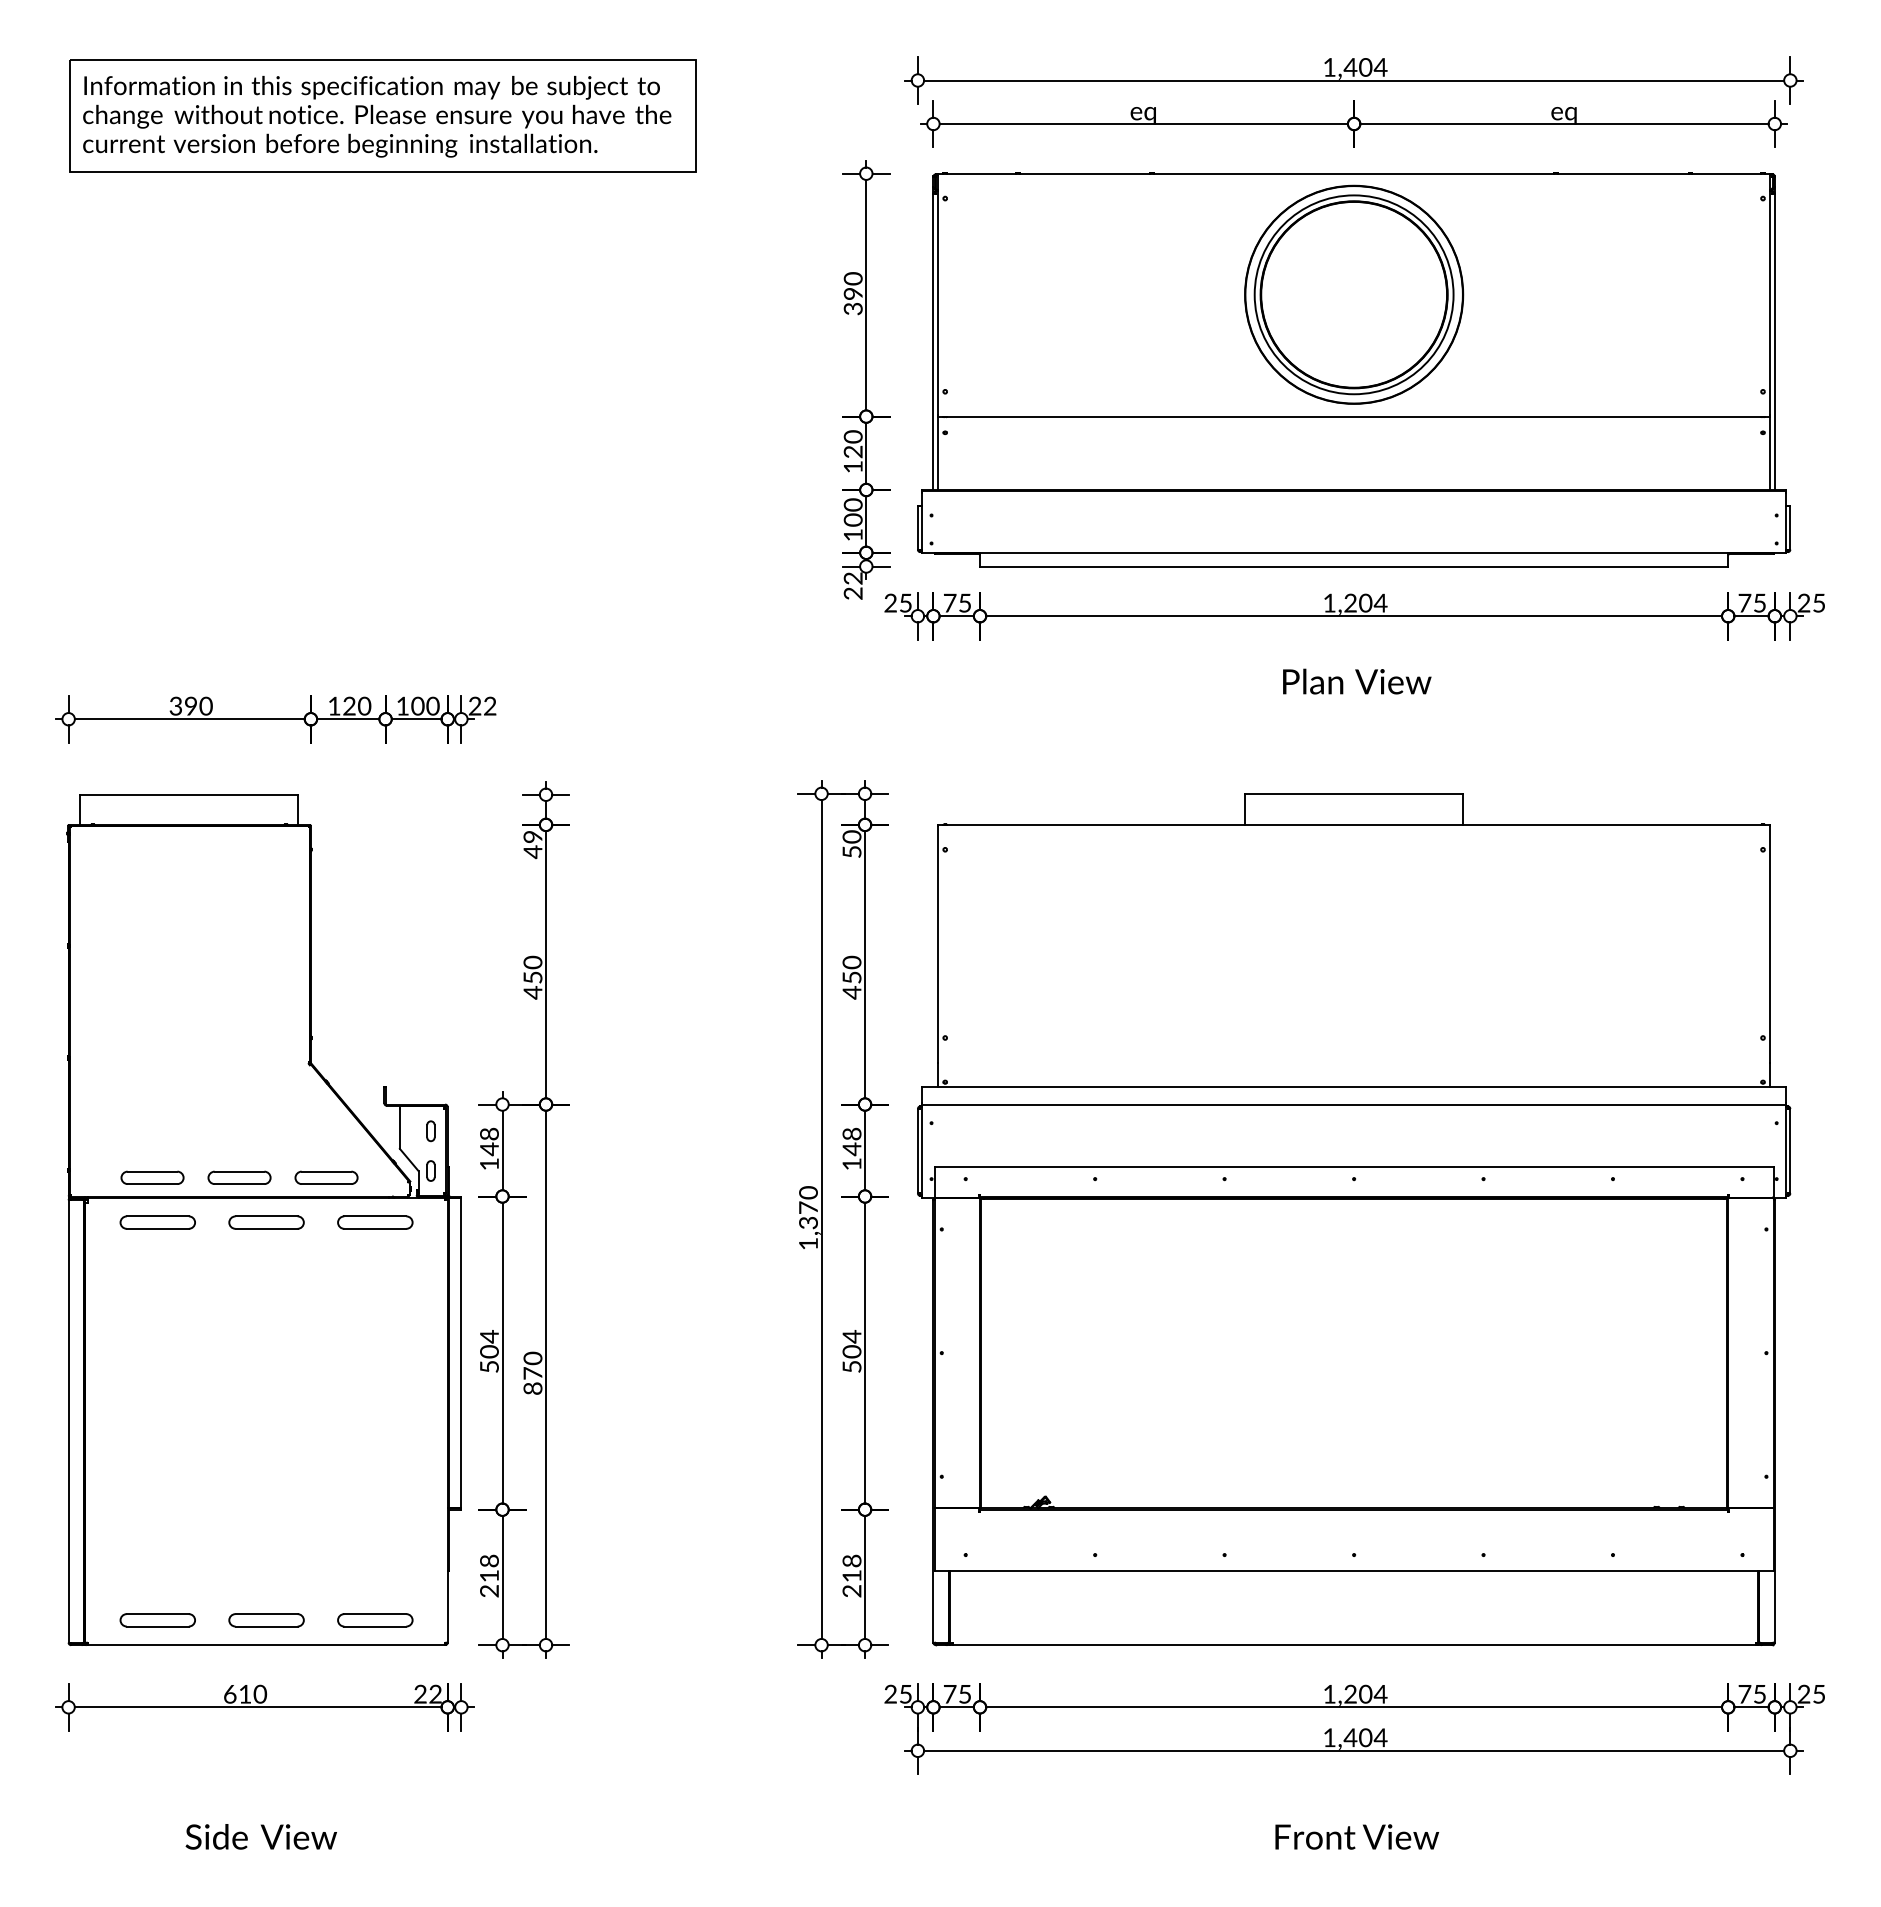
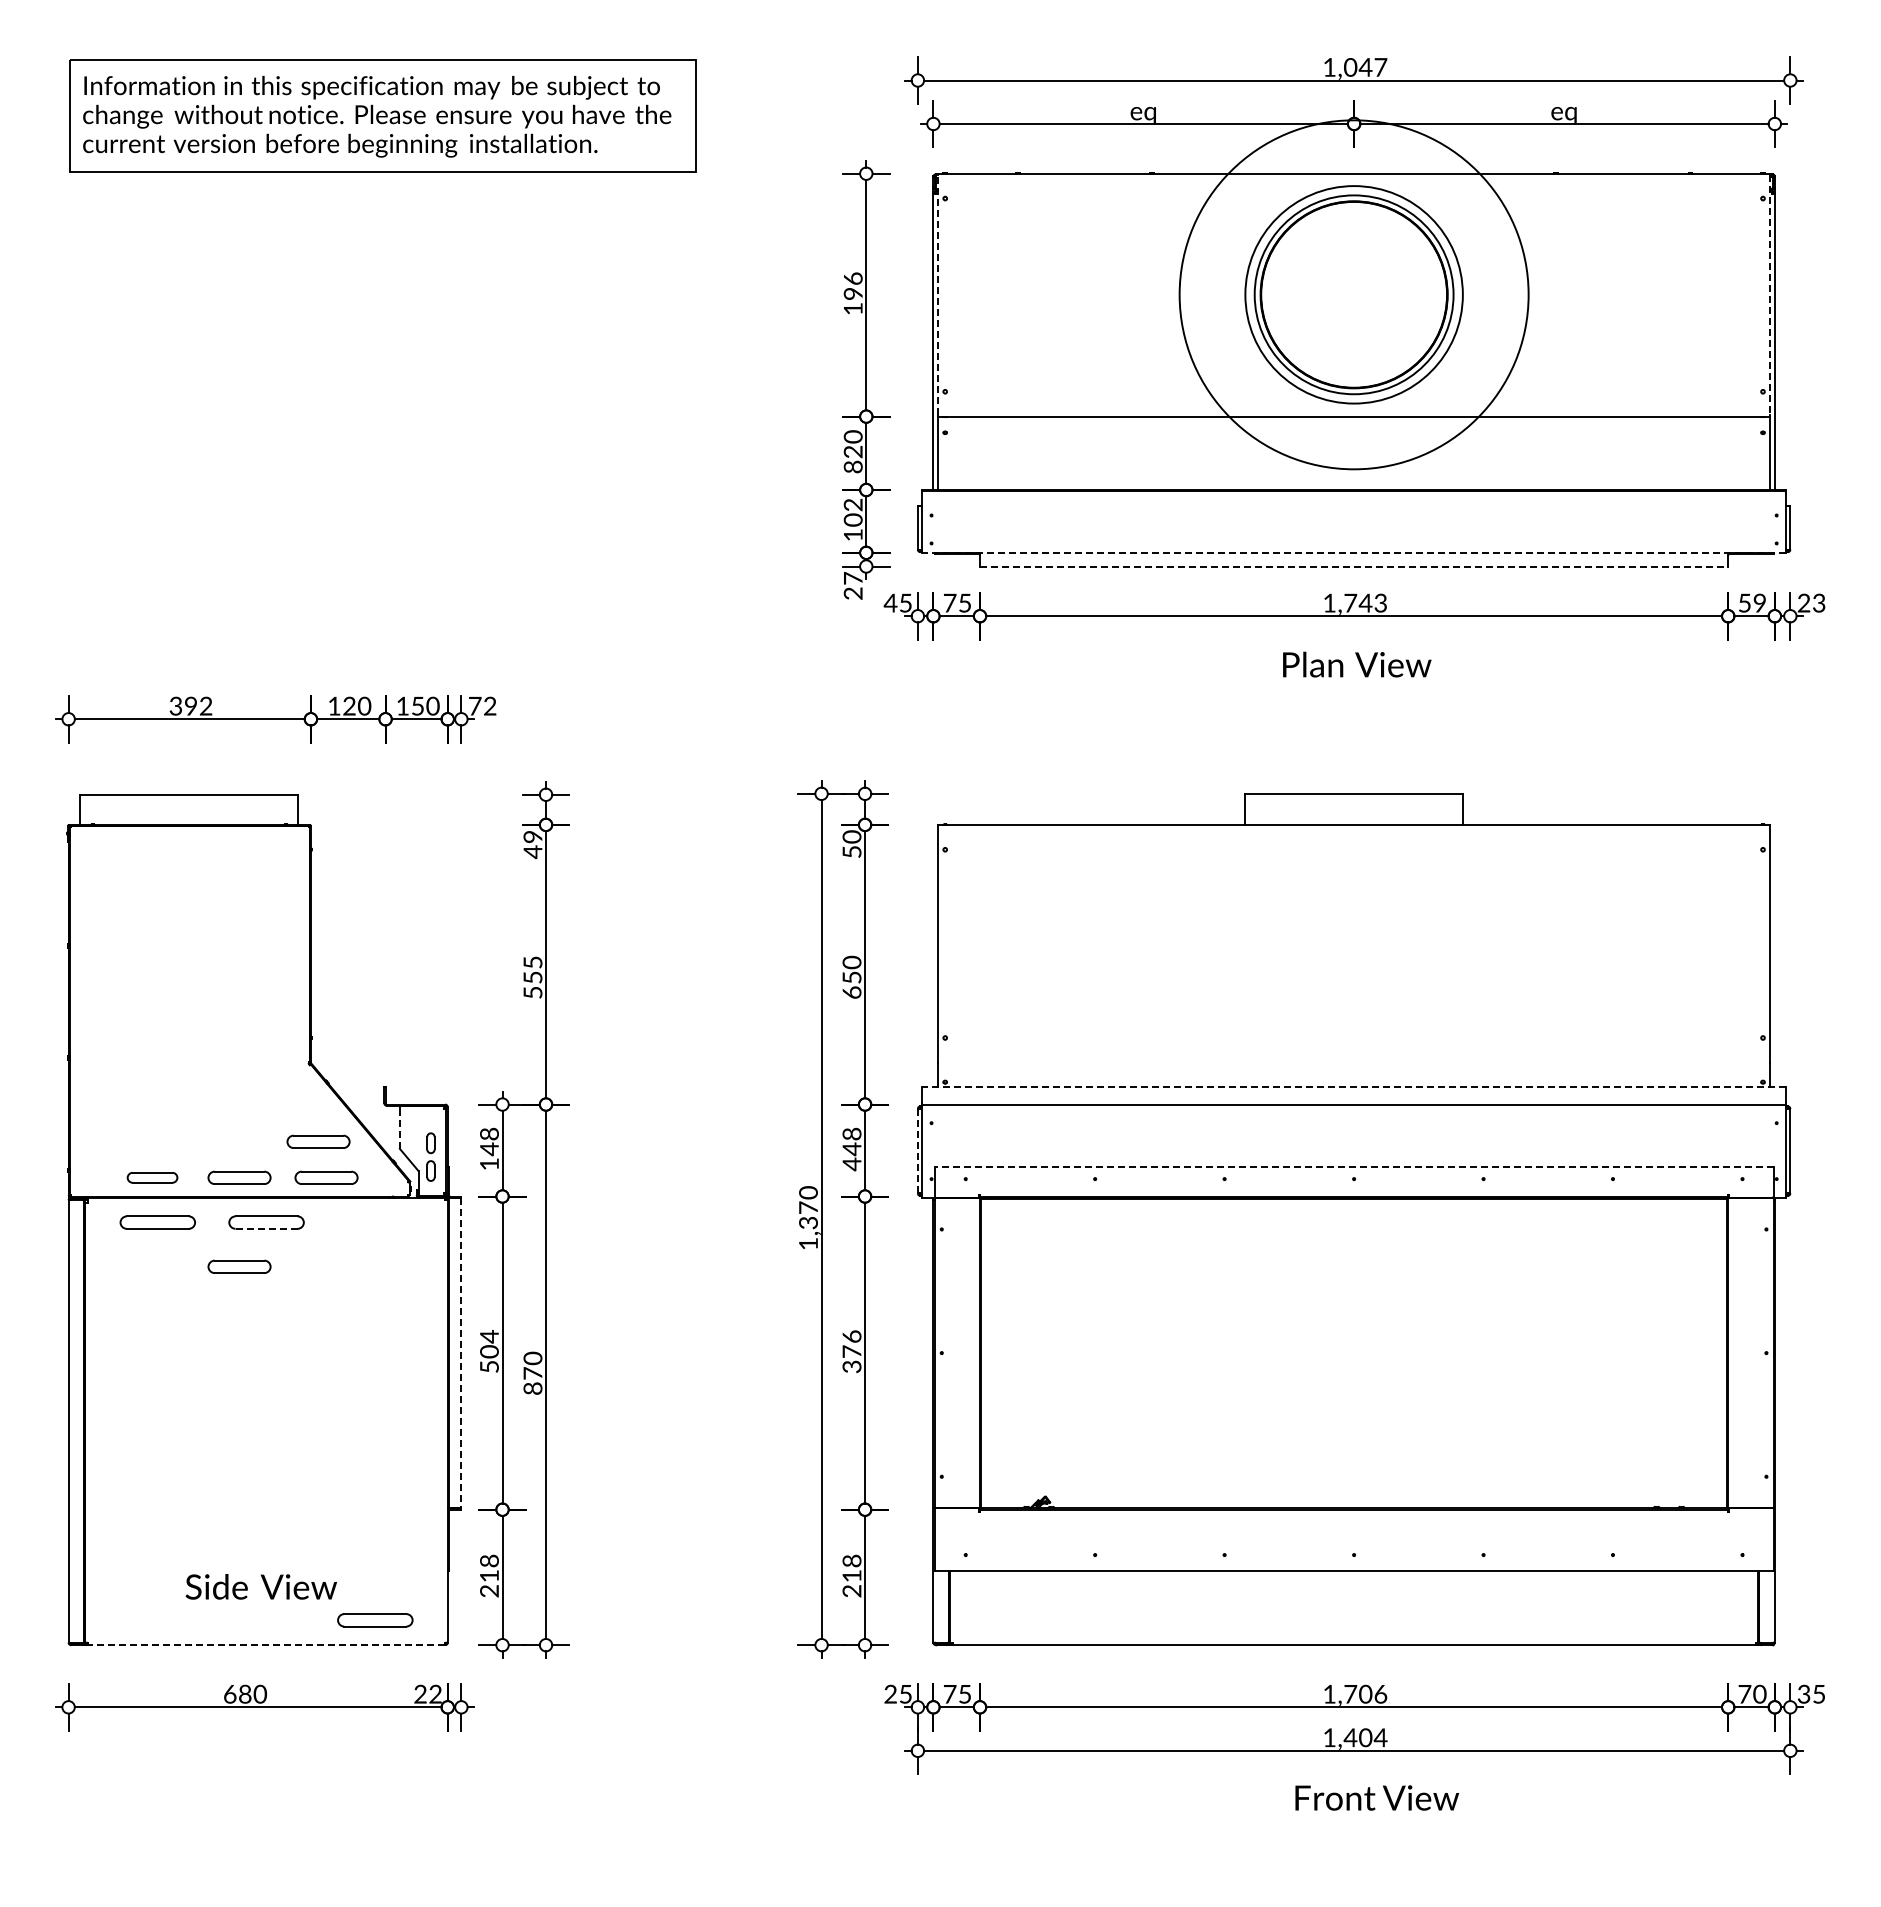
text: 1,404 -> 1,047 (1365, 67)
text: 390 -> 196 (852, 293)
line: solid -> dashed (937, 294)
circle diameter: 218 px -> 349 px (1353, 294)
line: solid -> dashed (1770, 295)
text: 120 -> 820 (852, 466)
text: 100 -> 102 (853, 504)
line: solid -> dashed (1354, 552)
line: solid -> dashed (1354, 566)
text: 22 -> 27 (852, 578)
text: 25 -> 45 (890, 602)
text: 1,204 -> 1,743 (1365, 602)
text: 75 -> 59 (1751, 602)
text: 25 -> 23 (1819, 602)
text position: (1357, 681) -> (1357, 664) (1357, 664)
text: 100 -> 150 (417, 705)
text: 22 -> 72 (474, 705)
text: 390 -> 392 (205, 706)
text: 450 -> 555 (532, 977)
text: 450 -> 650 (852, 992)
line: solid -> dashed (1354, 1087)
line: solid -> dashed (399, 1128)
part position: (430, 1131) -> (430, 1143) (430, 1143)
part: none -> present (318, 1141)
line: solid -> dashed (917, 1150)
text: 148 -> 448 (851, 1164)
line: solid -> dashed (1353, 1166)
part size: 65x15 px -> 53x12 px (152, 1177)
part: present -> none (375, 1222)
line: solid -> dashed (266, 1228)
part: none -> present (239, 1266)
text: 504 -> 376 (851, 1351)
line: solid -> dashed (461, 1353)
part: present -> none (157, 1620)
part: present -> none (266, 1620)
line: solid -> dashed (266, 1645)
text: 610 -> 680 (245, 1693)
text: 1,204 -> 1,706 (1365, 1693)
text: 75 -> 70 (1759, 1693)
text: 25 -> 35 (1803, 1696)
text position: (260, 1836) -> (260, 1586) (260, 1586)
text position: (1357, 1836) -> (1377, 1797) (1377, 1797)
